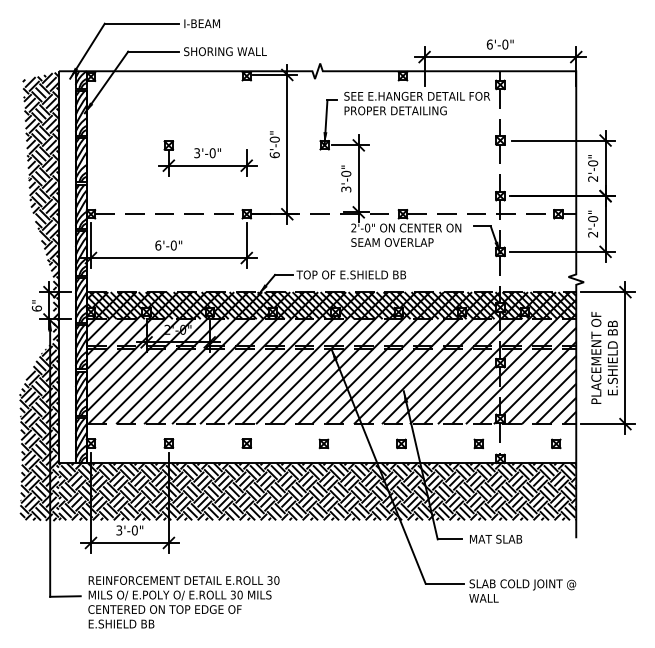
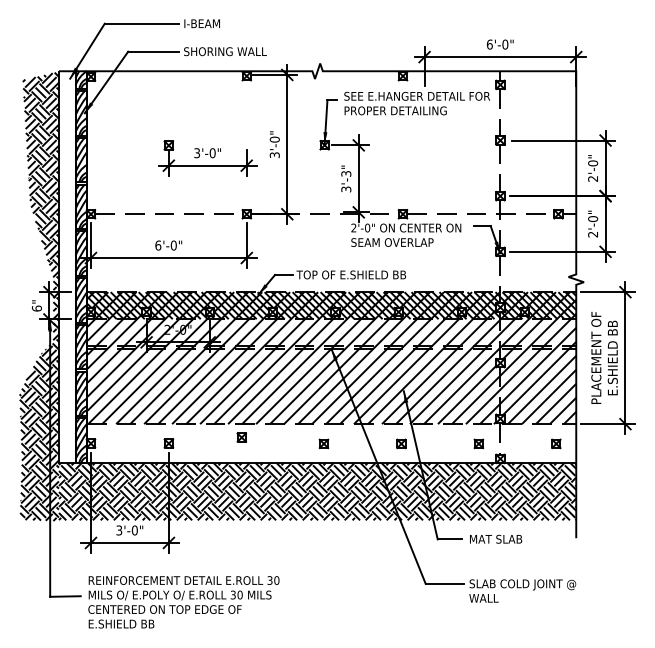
text: 6'-0" -> 3'-0" (274, 155)
text: 3'-0" -> 3'-3" (346, 173)
part position: (246, 443) -> (241, 437) (241, 437)
